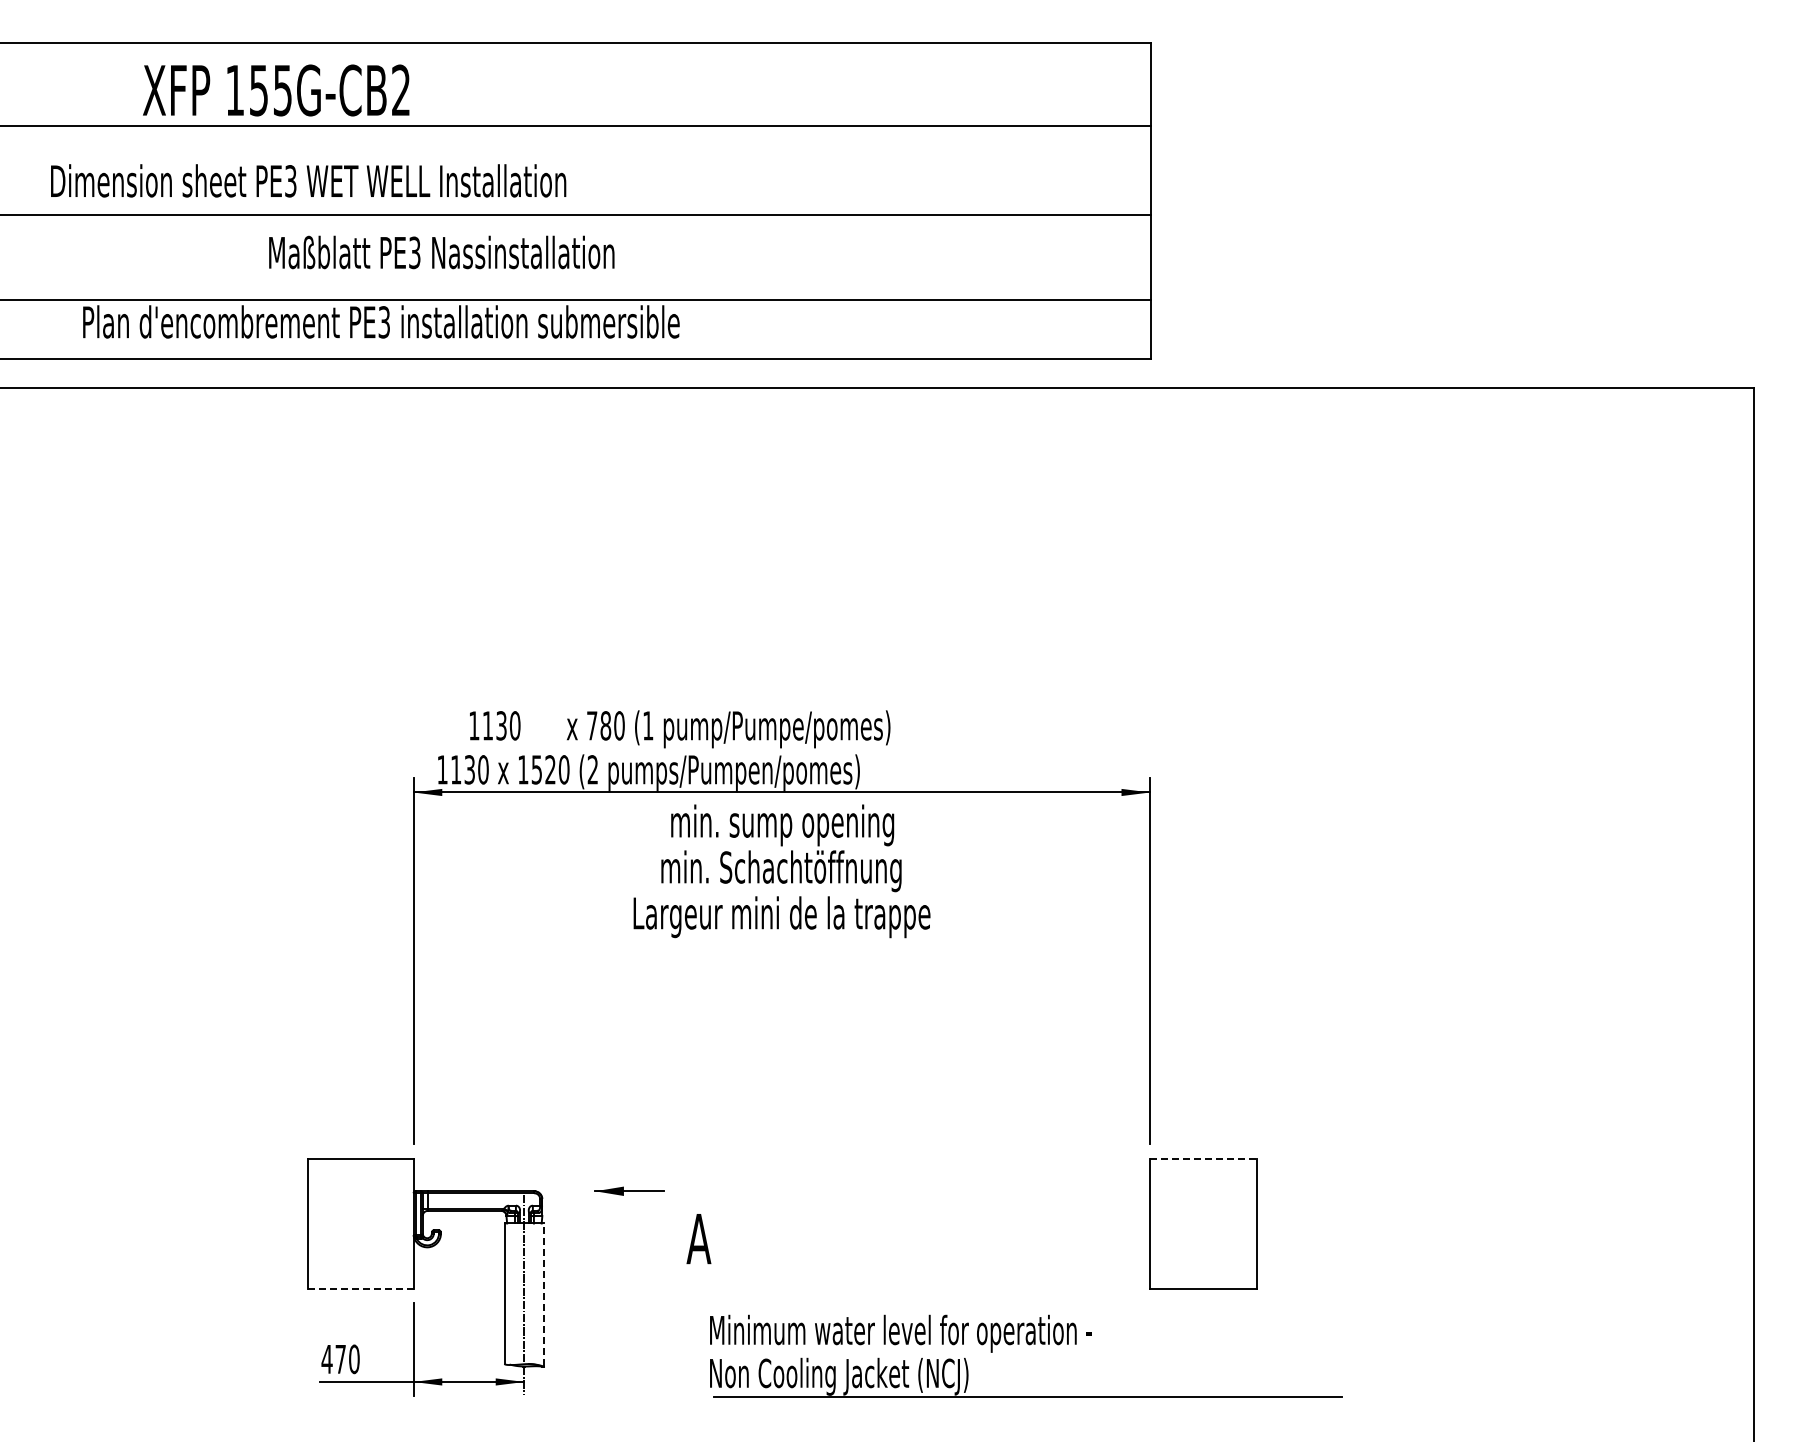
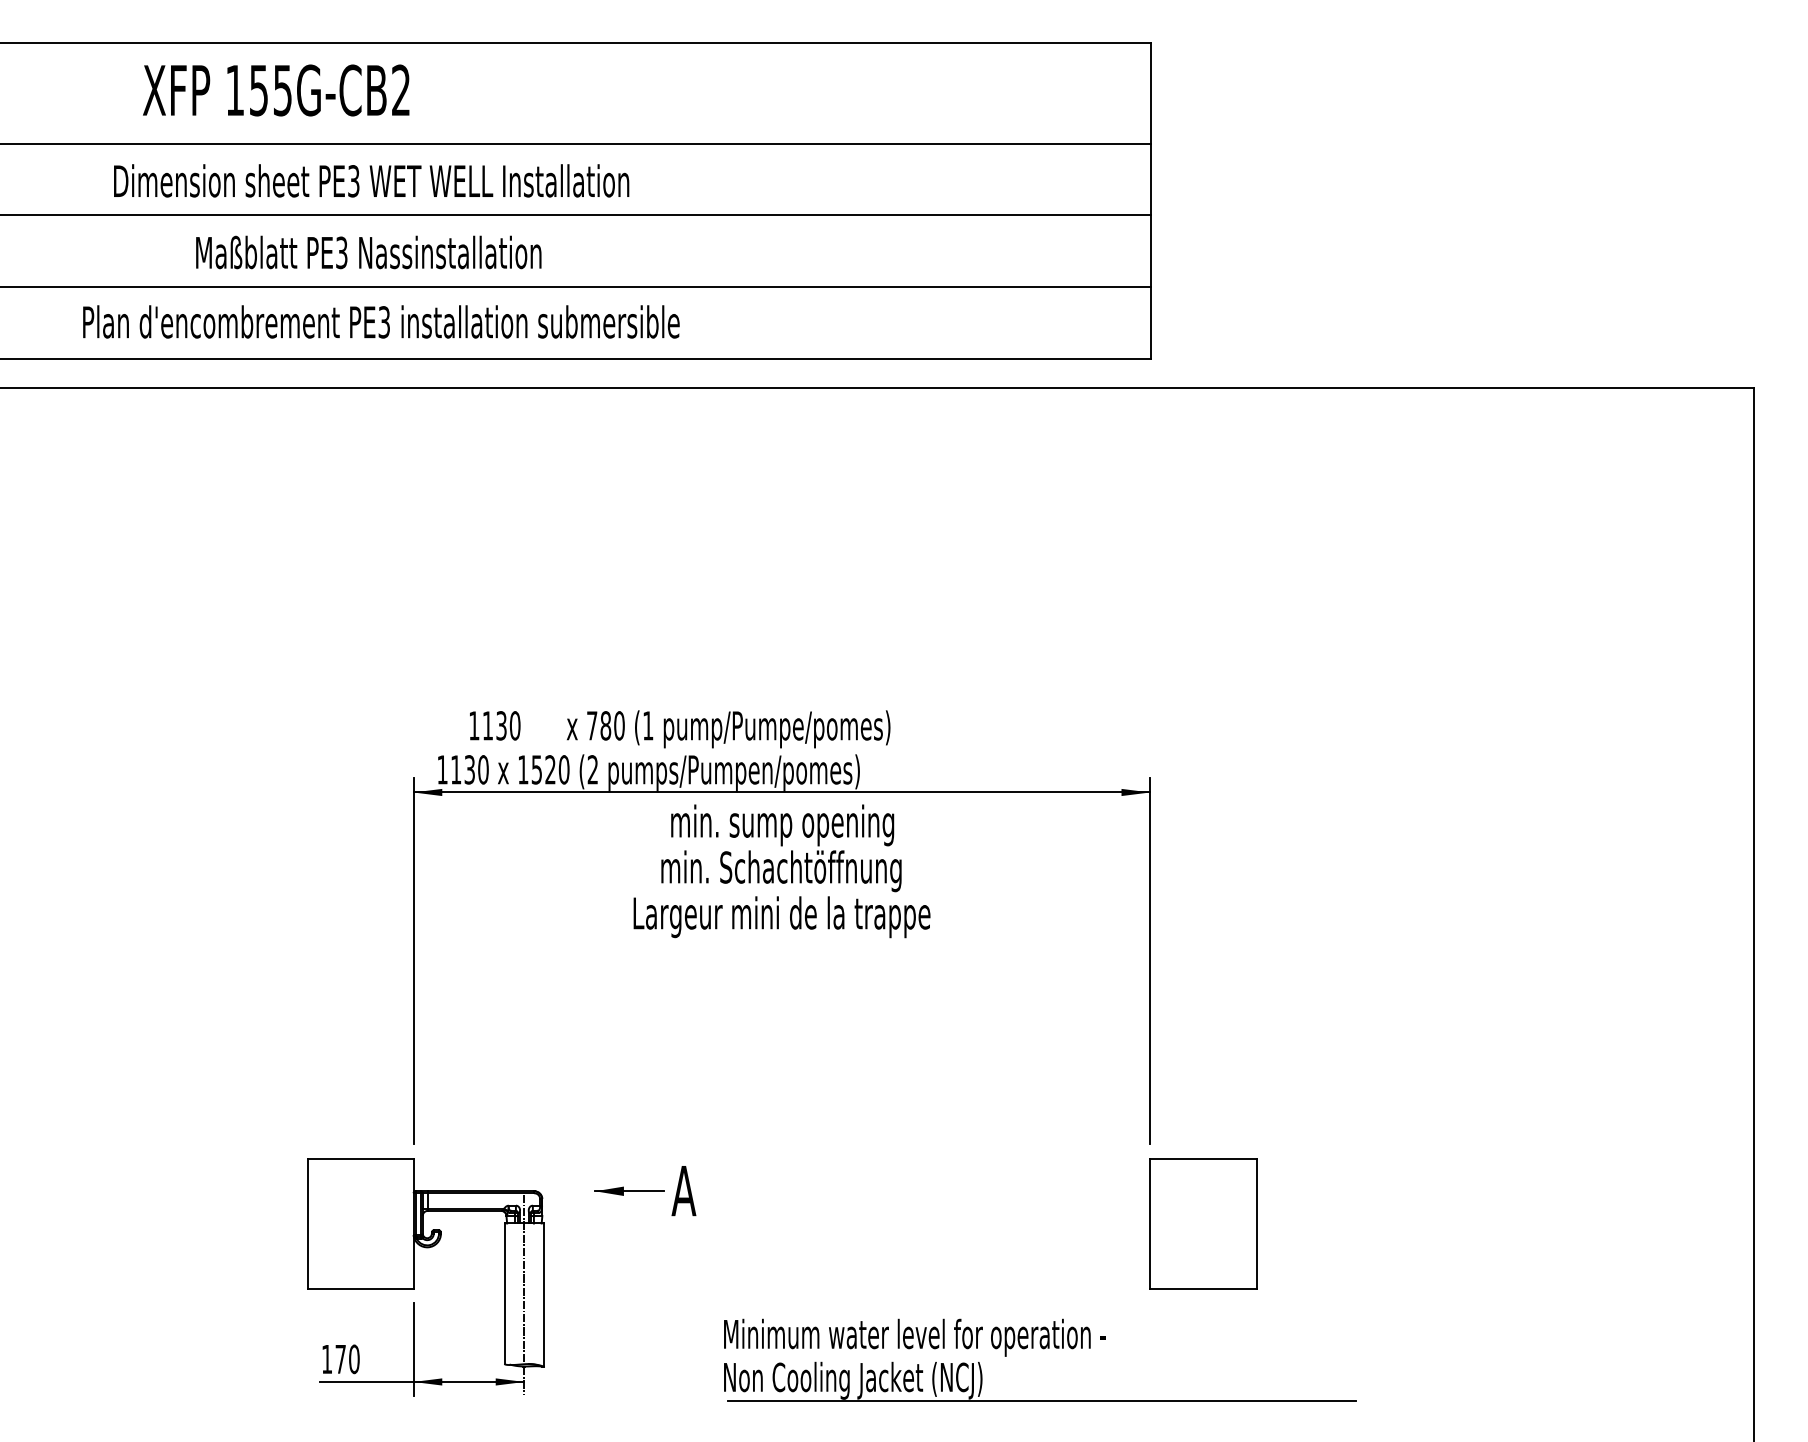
line position: (576, 125) -> (576, 143) (576, 143)
text position: (308, 180) -> (371, 180) (371, 180)
text position: (441, 252) -> (368, 252) (368, 252)
line position: (576, 299) -> (576, 286) (576, 286)
line: dashed -> solid (1204, 1158)
text position: (698, 1239) -> (683, 1191) (683, 1191)
line: dashed -> solid (360, 1289)
line: dashed -> solid (544, 1294)
part position: (1029, 1345) -> (1043, 1349) (1043, 1349)
text: 470 -> 170 (326, 1359)
